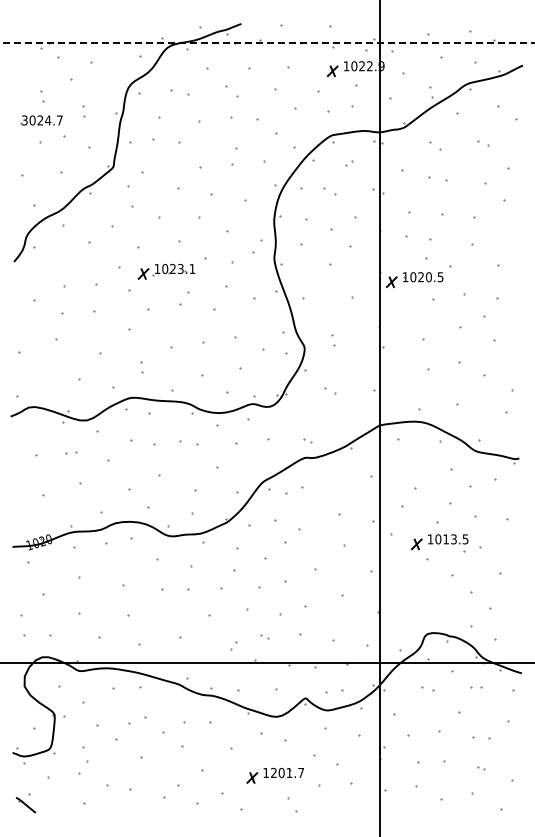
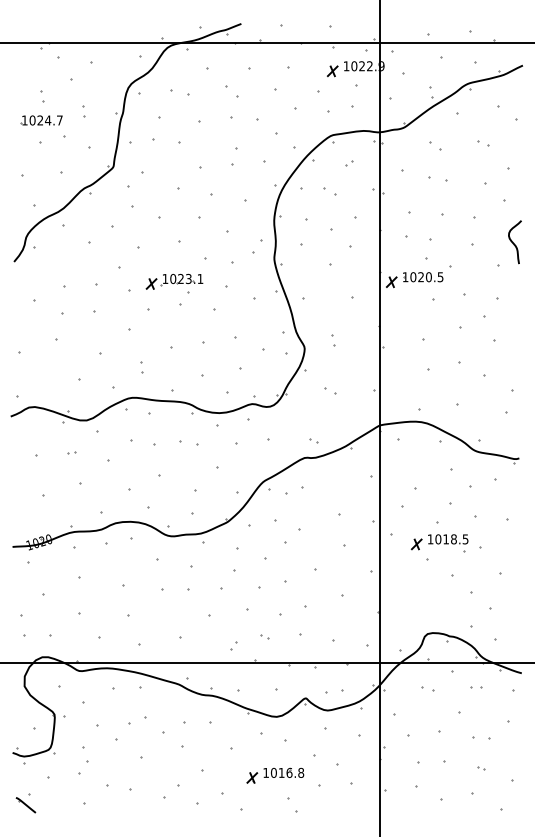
line: dashed -> solid (267, 43)
text: 3024.7 -> 1024.7 (24, 120)
curve: none -> present (513, 242)
part position: (166, 271) -> (174, 281) (174, 281)
part position: (307, 440) -> (313, 440) (313, 440)
part size: 13x4 px -> 10x4 px (71, 452)
text: 1013.5 -> 1018.5 (453, 539)
text: 1201.7 -> 1016.8 (287, 772)
